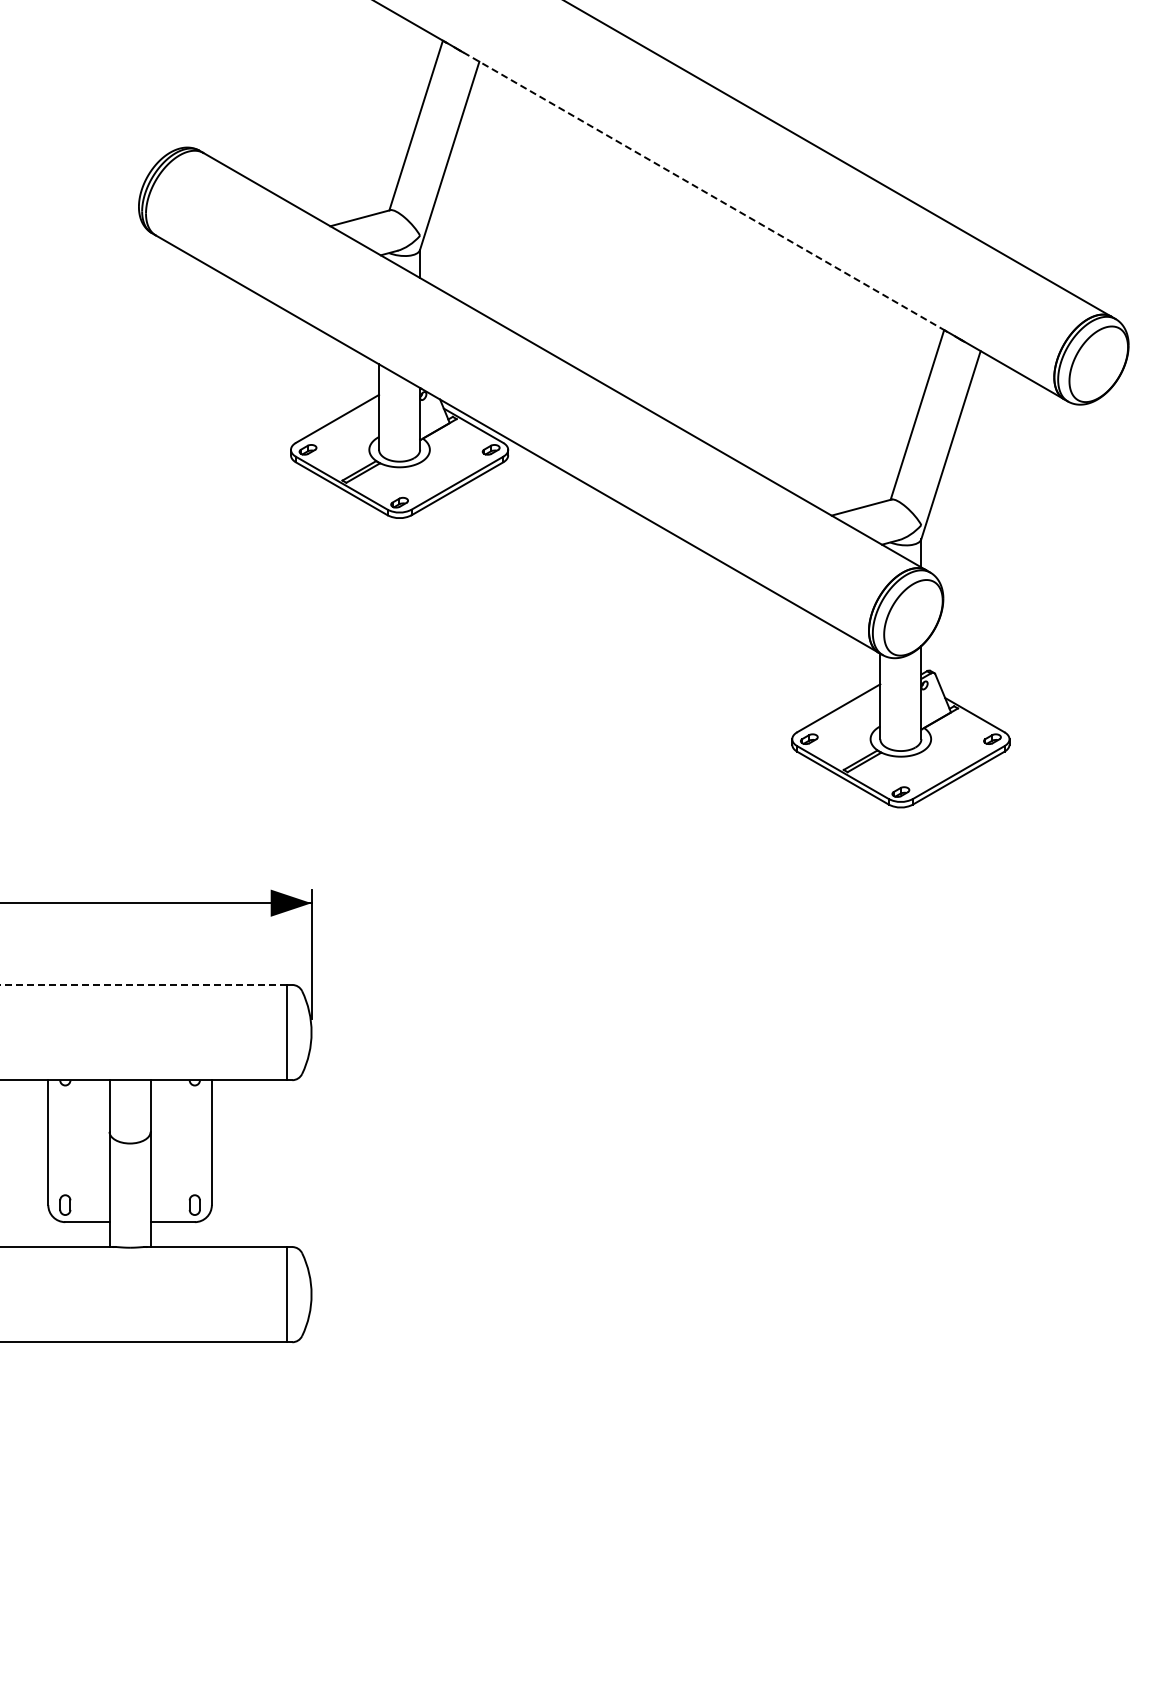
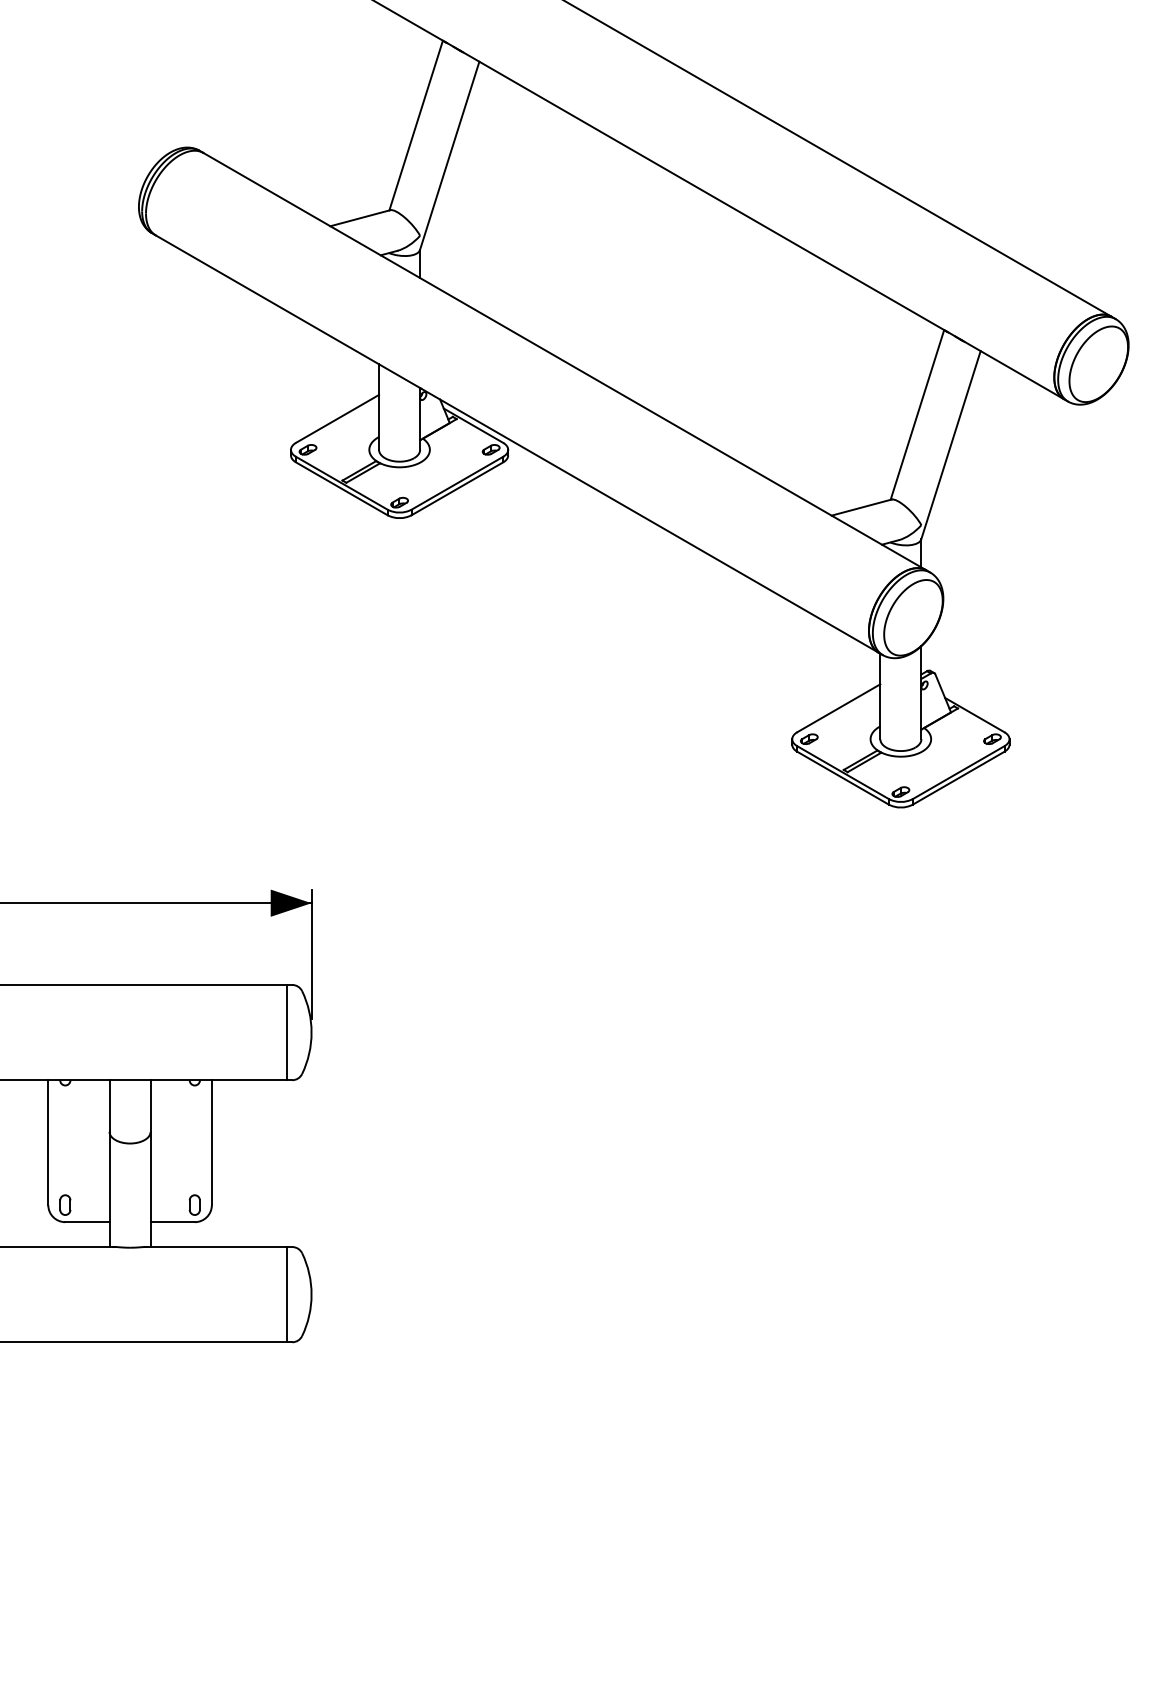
line: dashed -> solid (701, 189)
line: dashed -> solid (142, 984)
